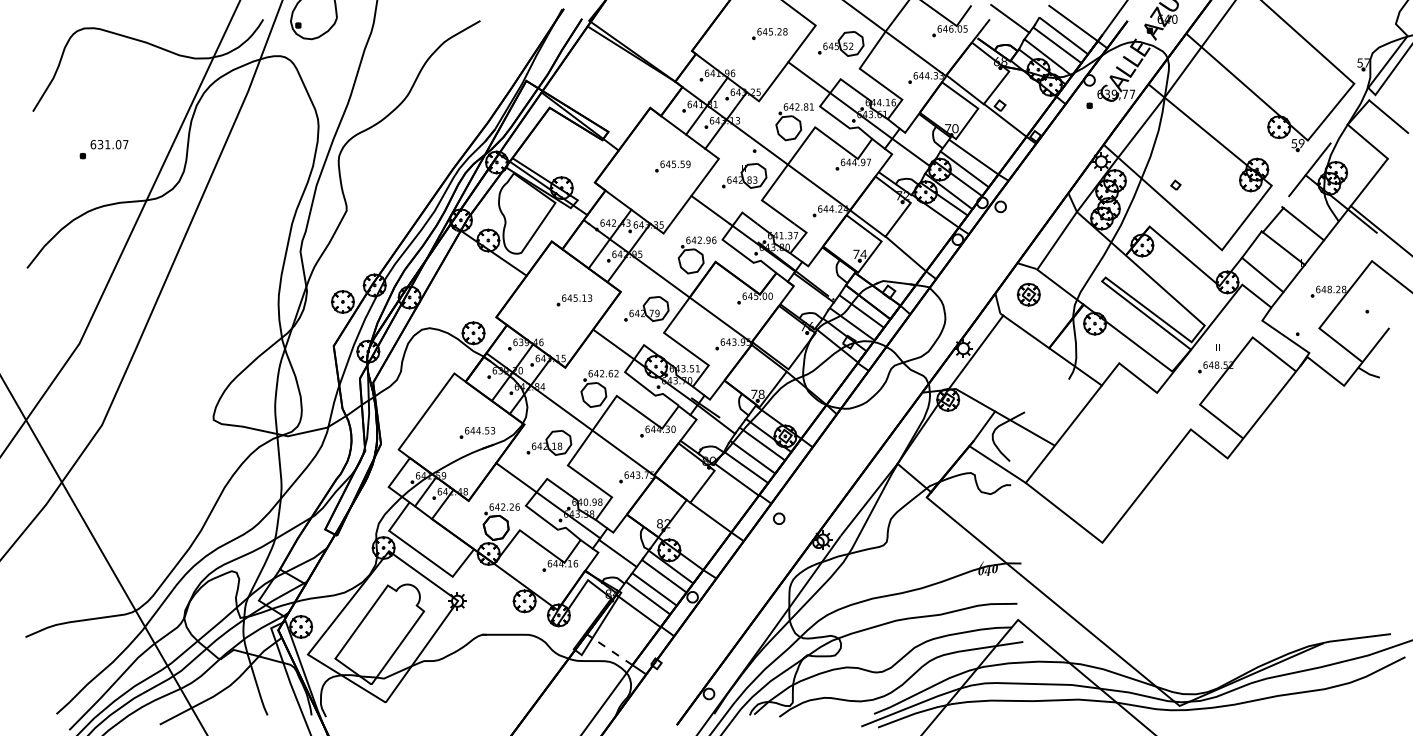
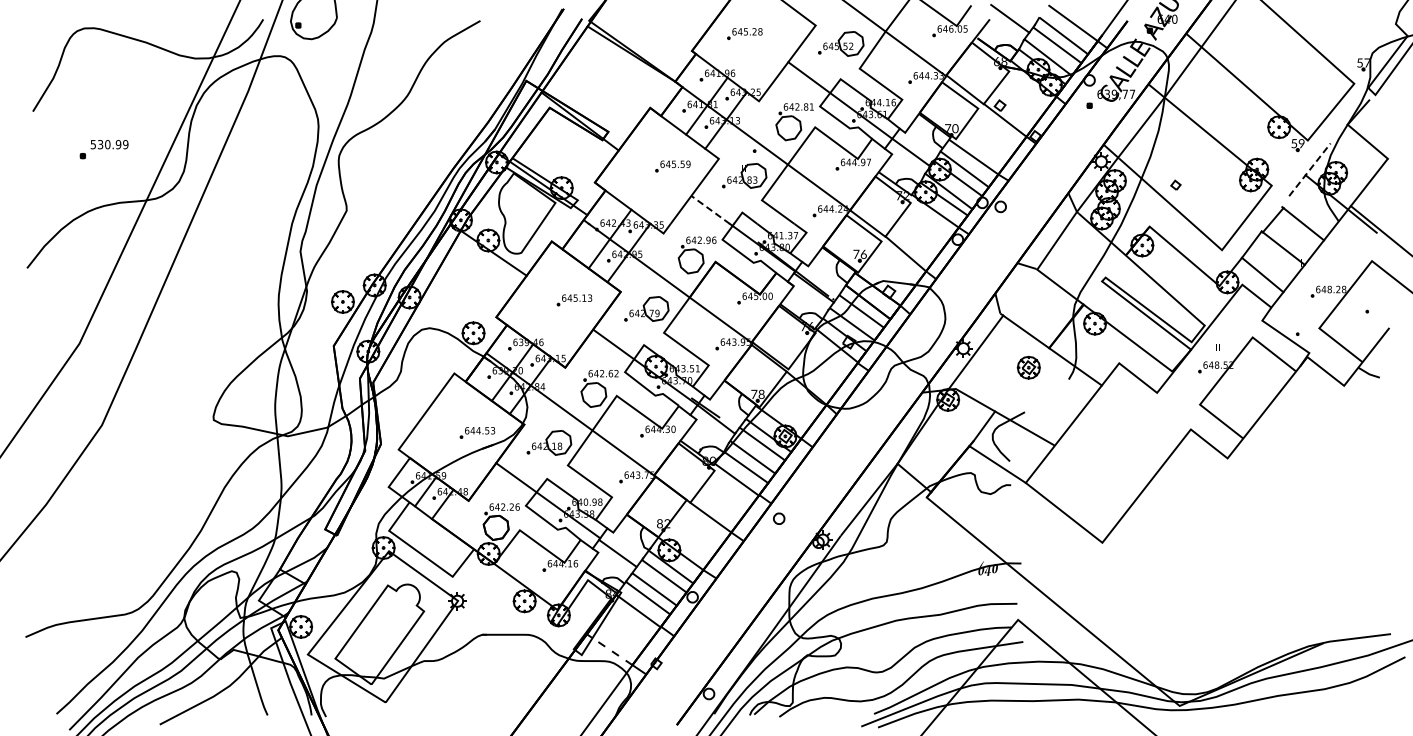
part position: (769, 33) -> (744, 33) (744, 33)
line: present -> none (1388, 116)
text: 631.07 -> 530.99 (109, 144)
line: solid -> dashed (1309, 169)
line: solid -> dashed (710, 209)
text: 74 -> 76 (863, 254)
part position: (1028, 294) -> (1028, 367) (1028, 367)
line: present -> none (103, 555)
